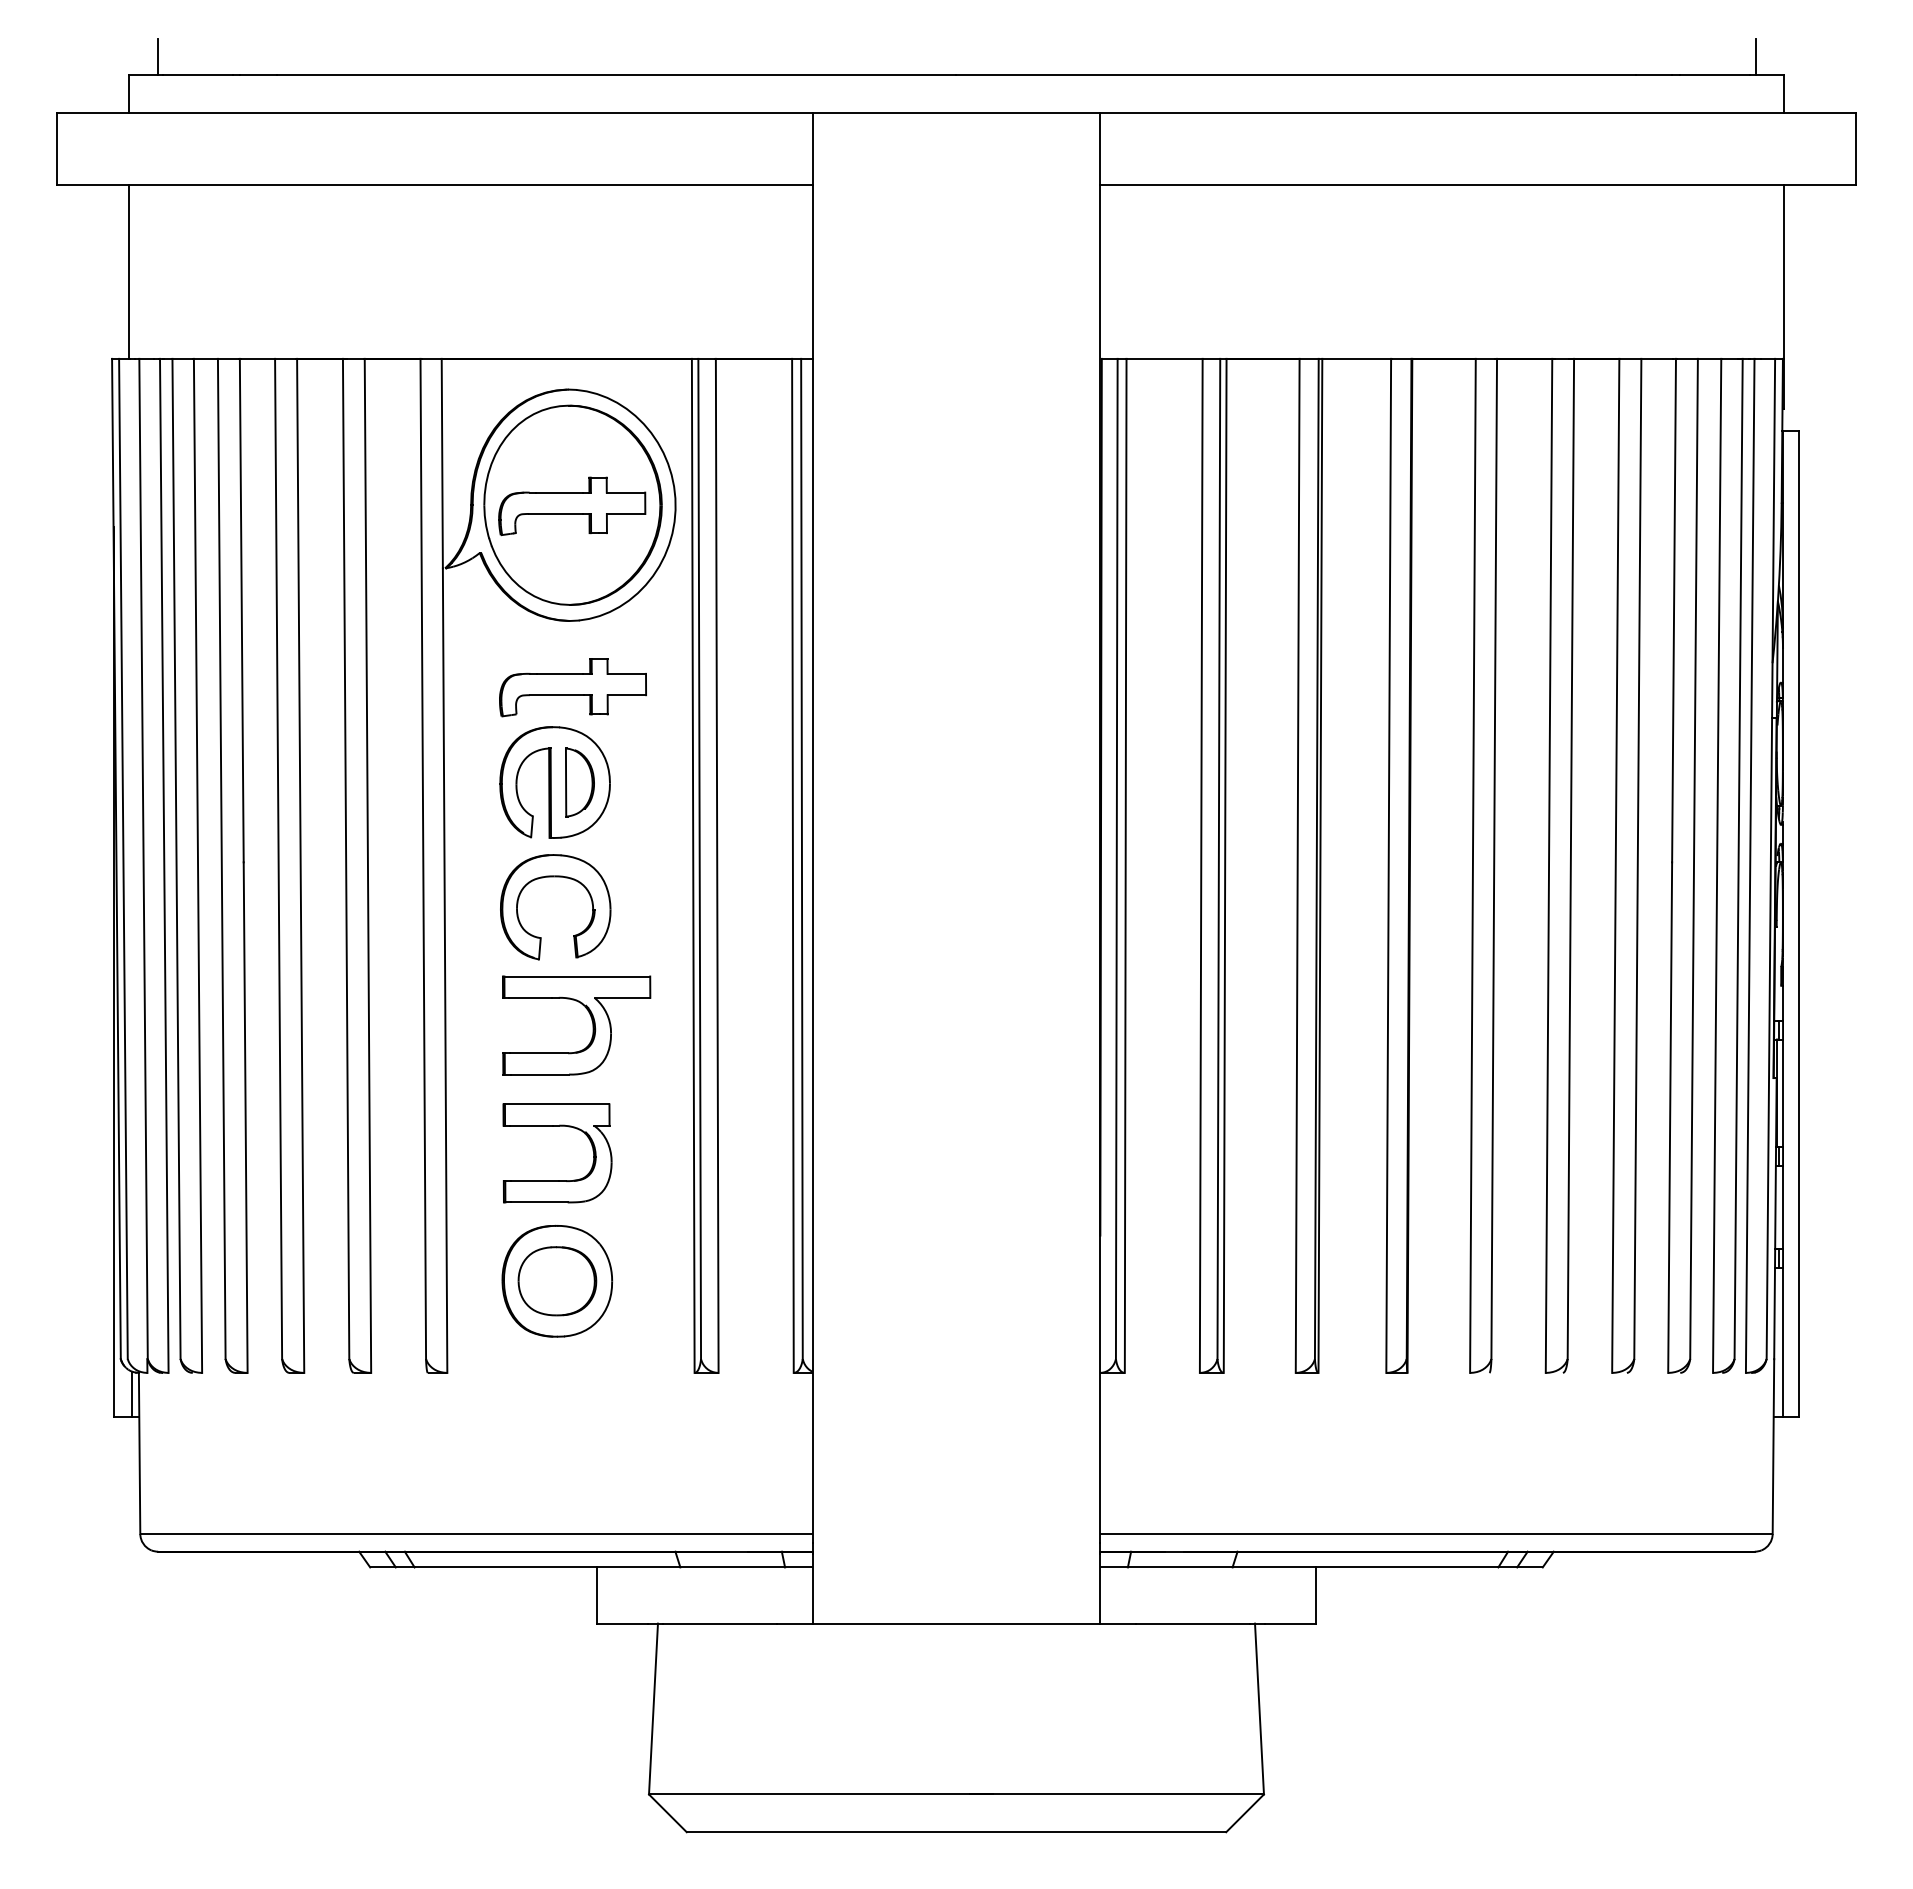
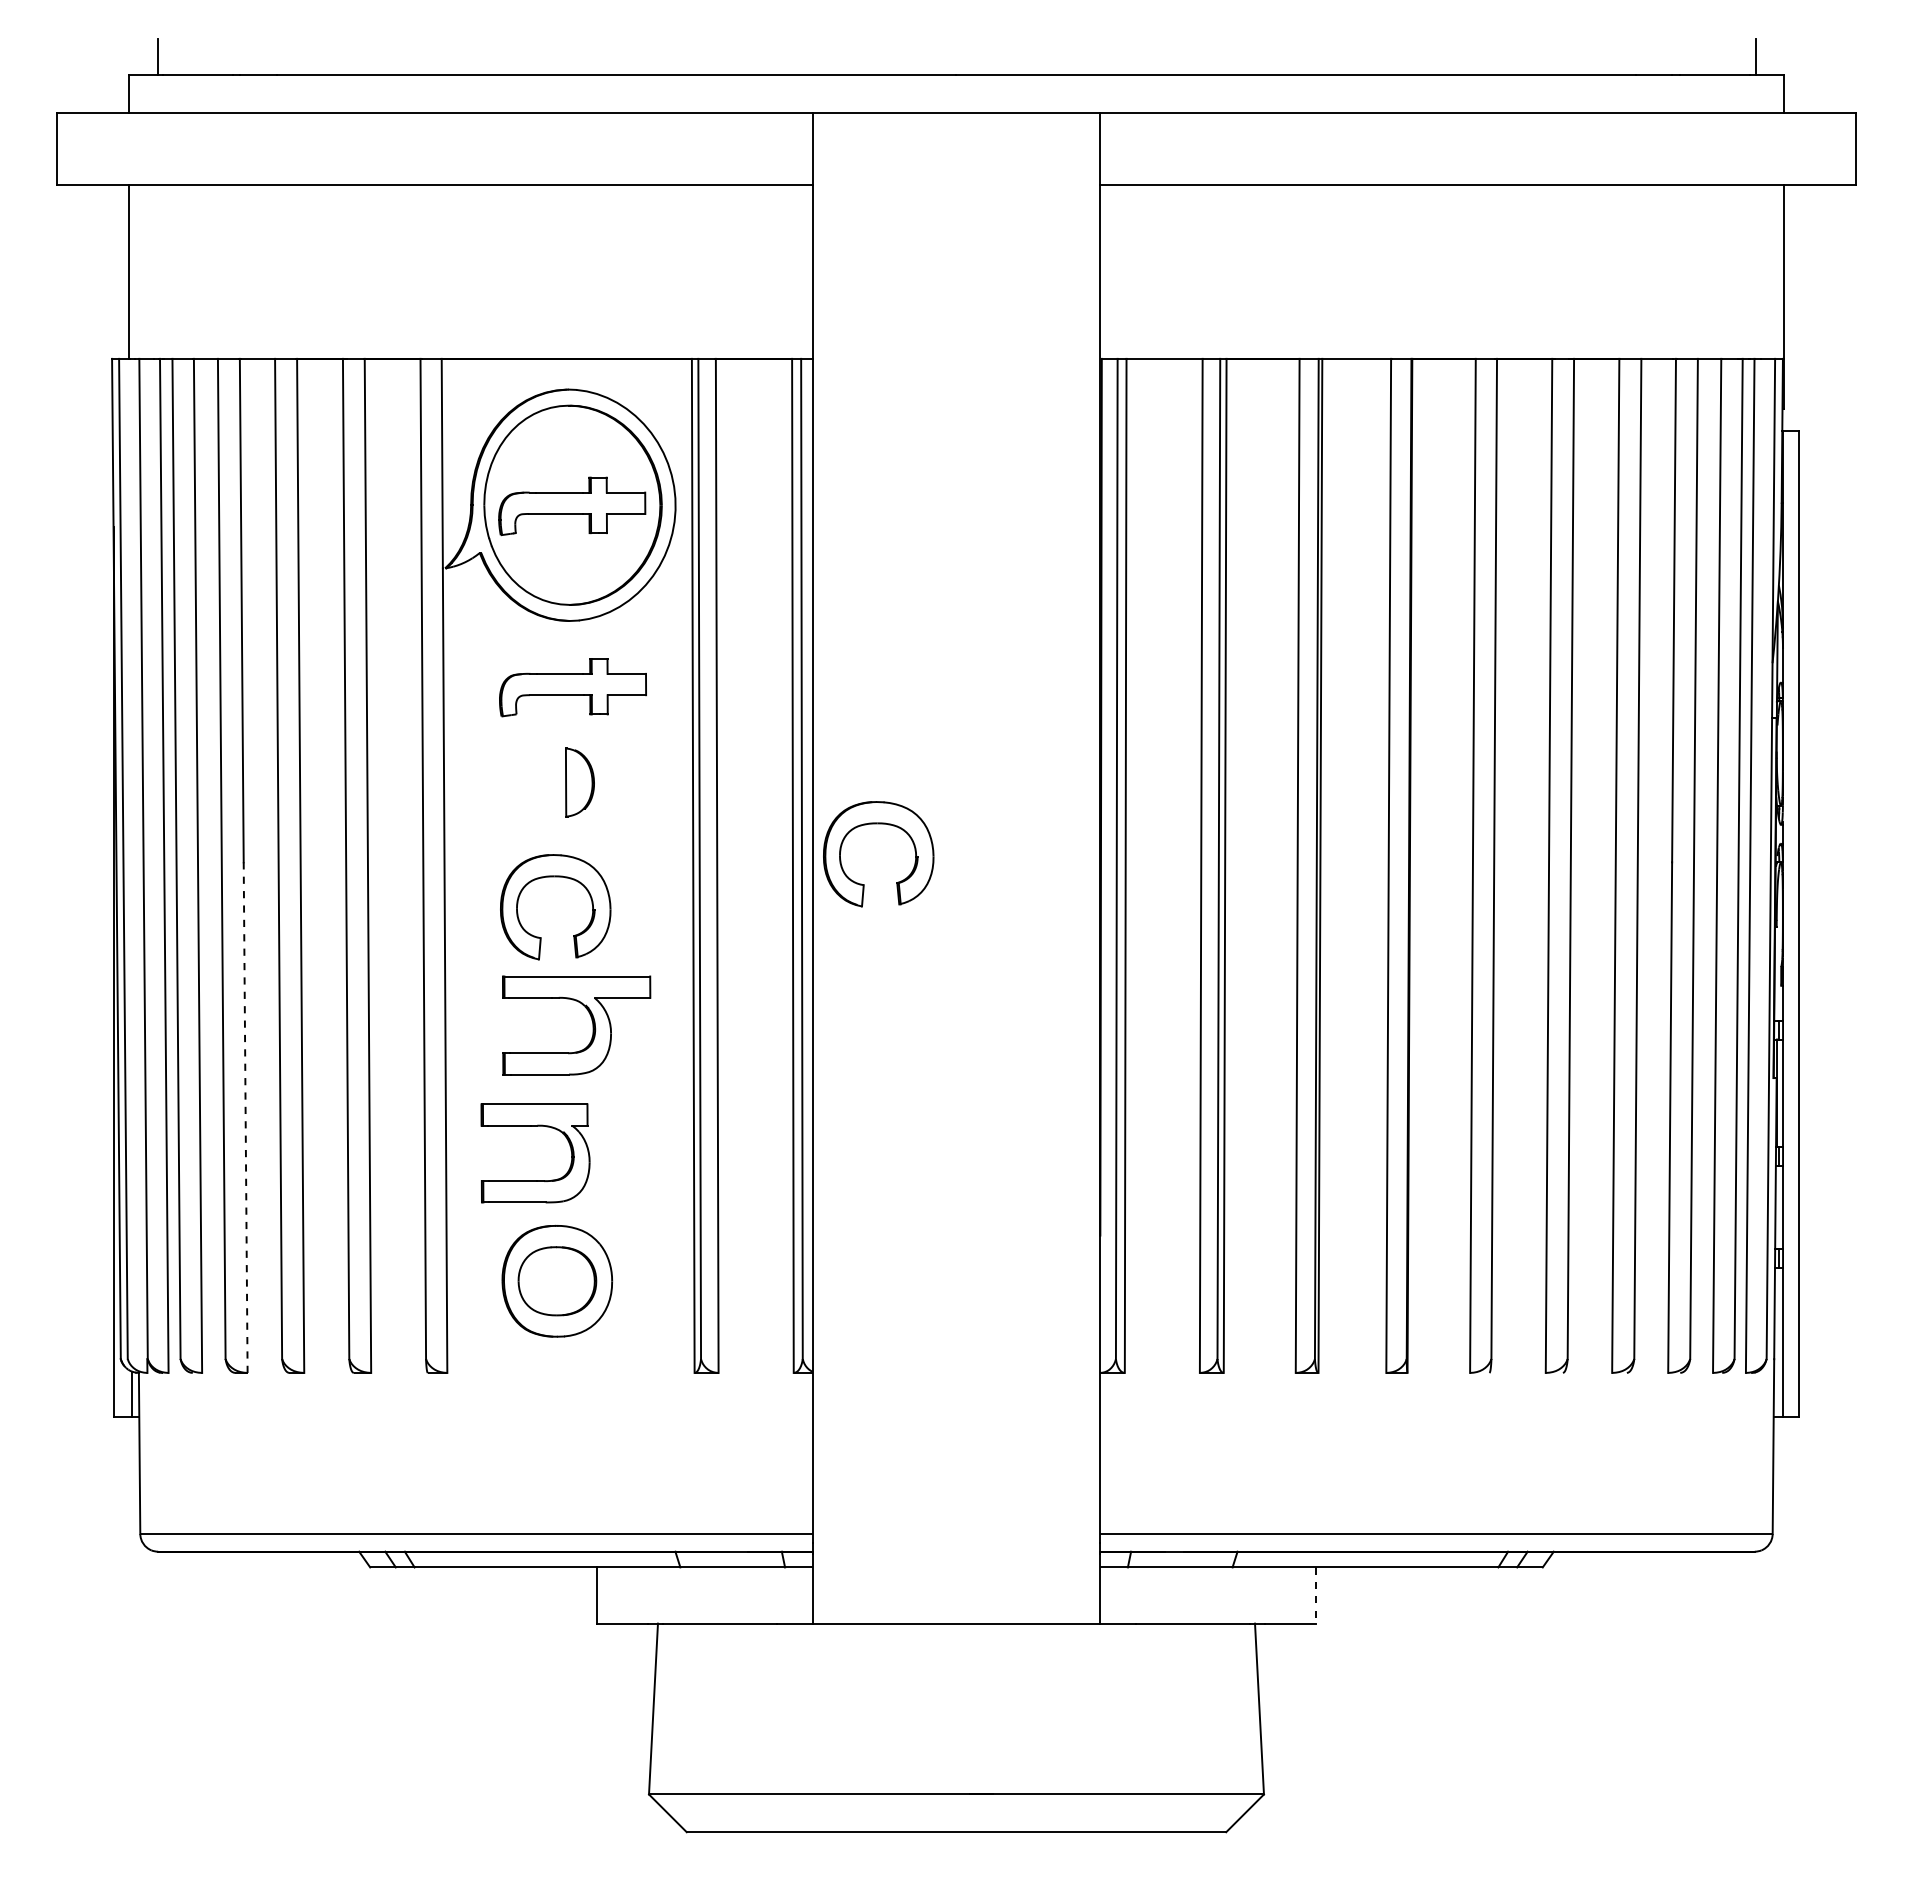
part: present -> none (554, 782)
part: none -> present (878, 824)
line: solid -> dashed (245, 1117)
part position: (557, 1126) -> (535, 1126) (535, 1126)
line: solid -> dashed (1316, 1596)
